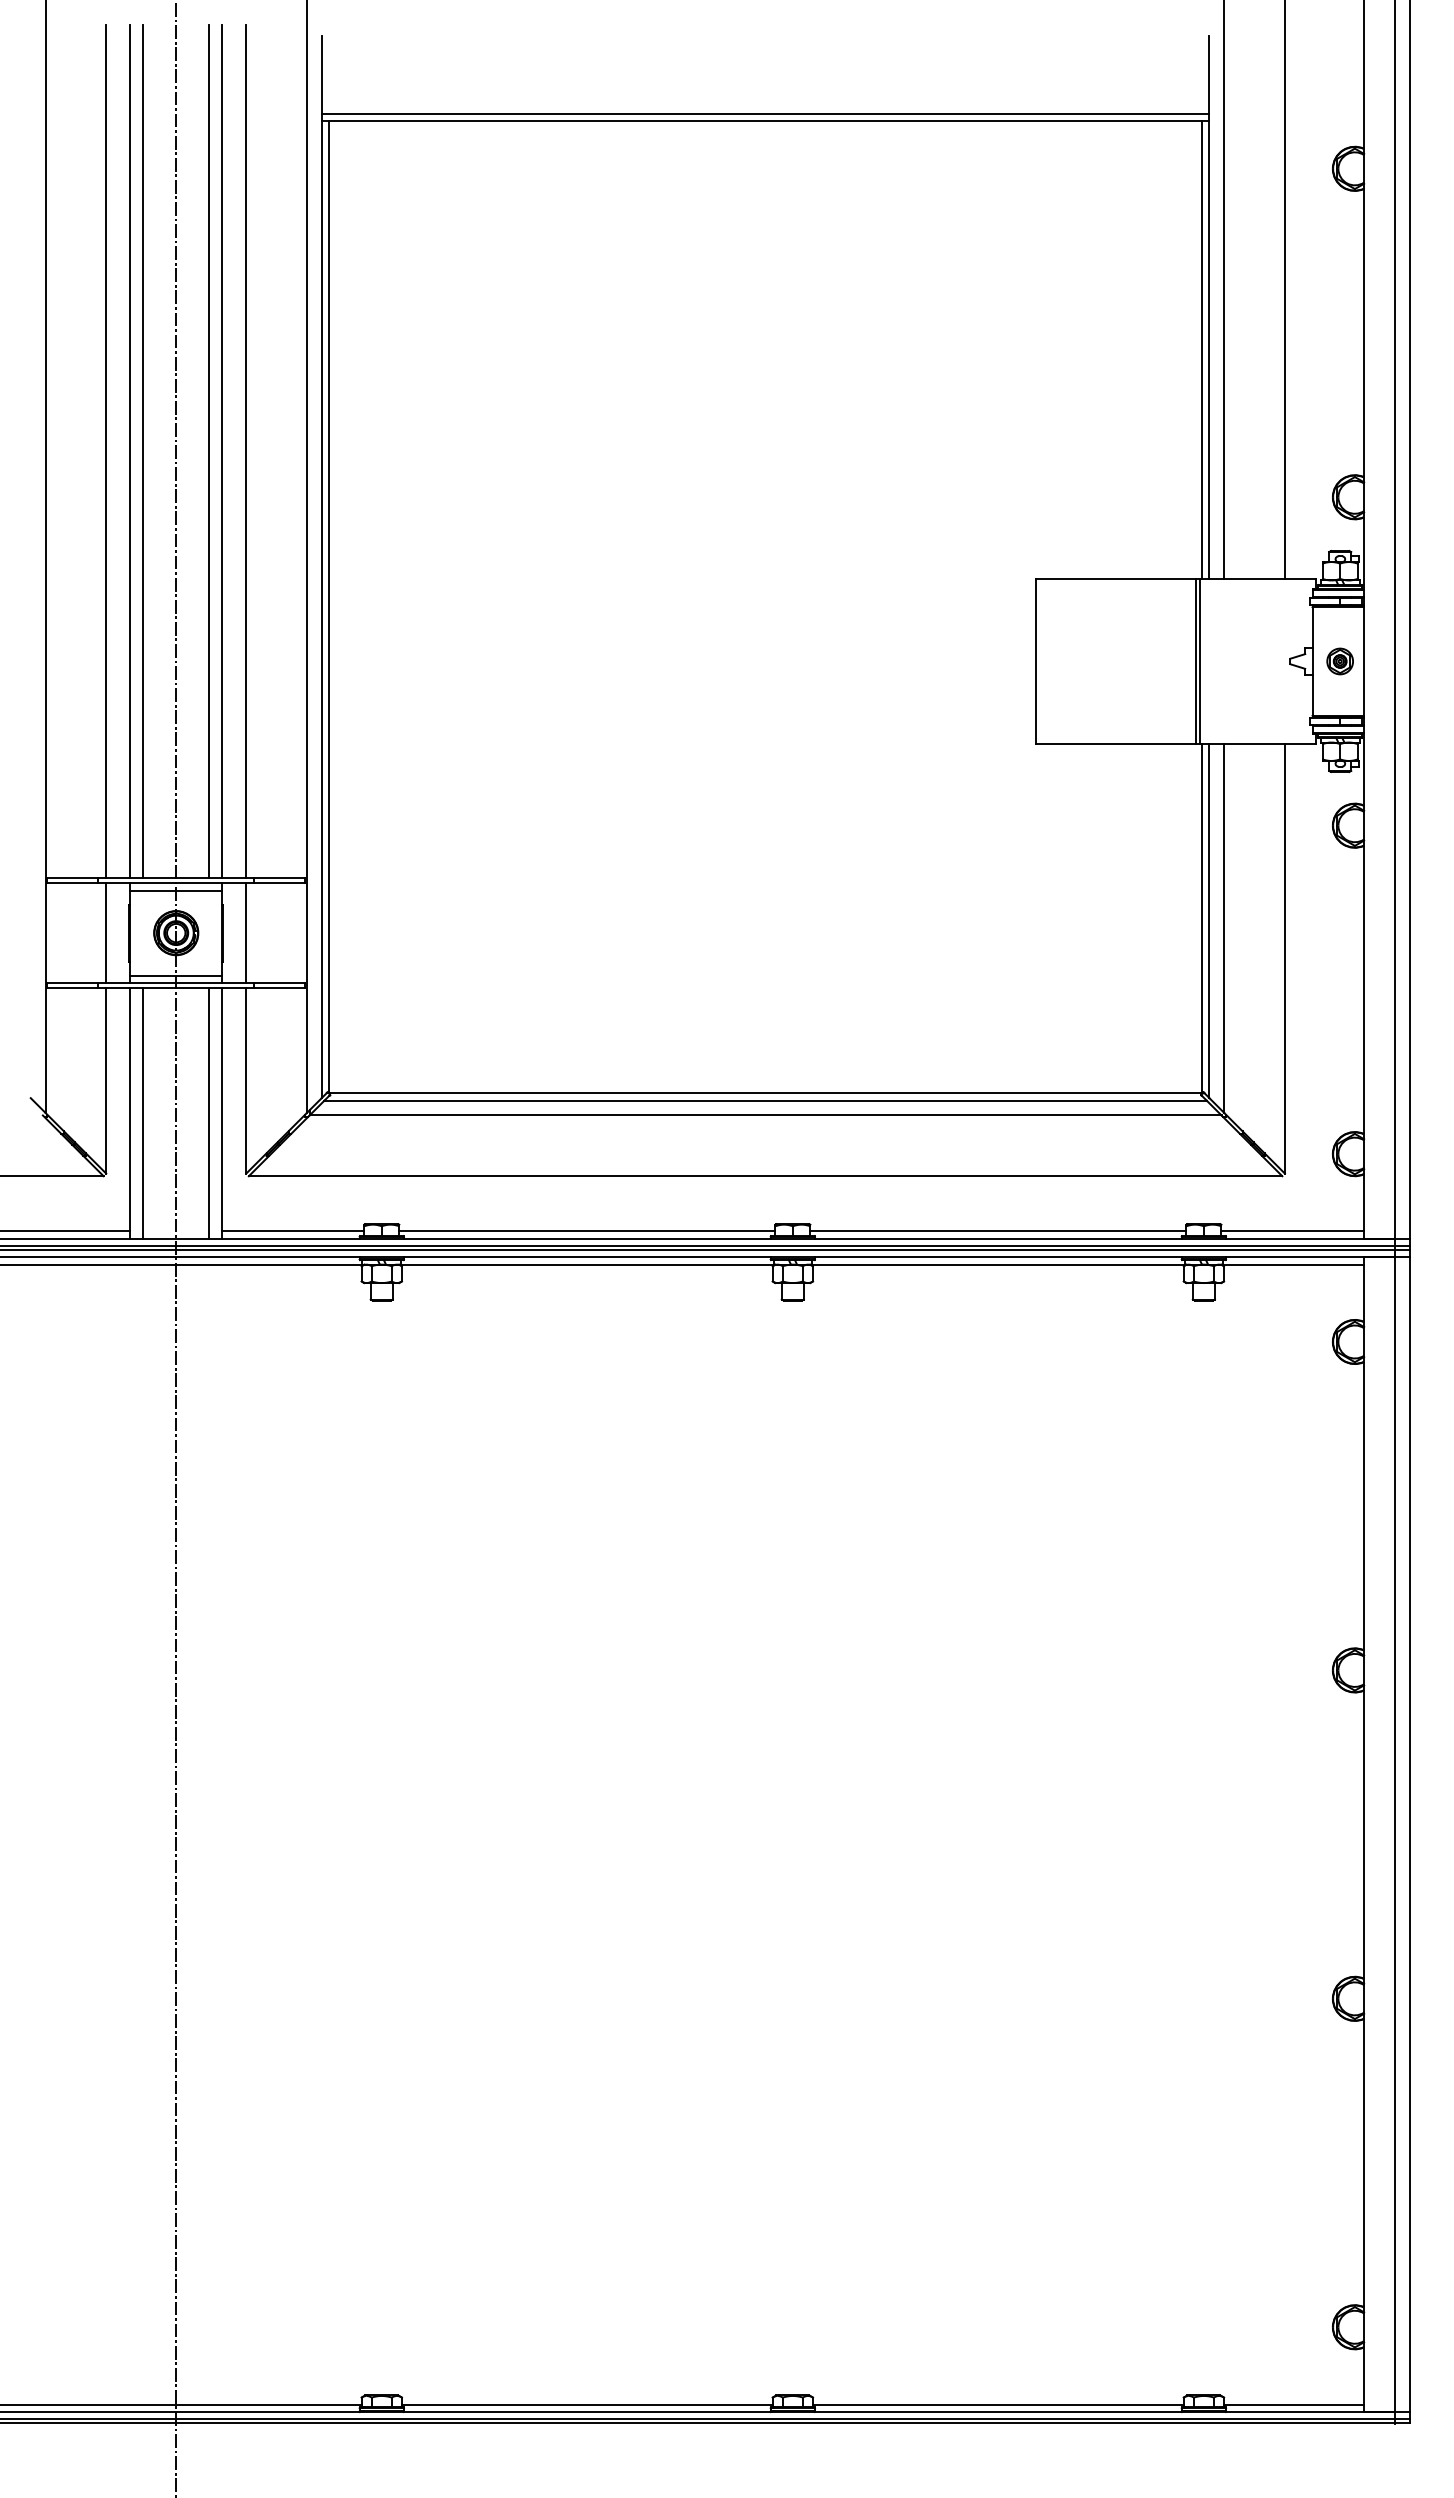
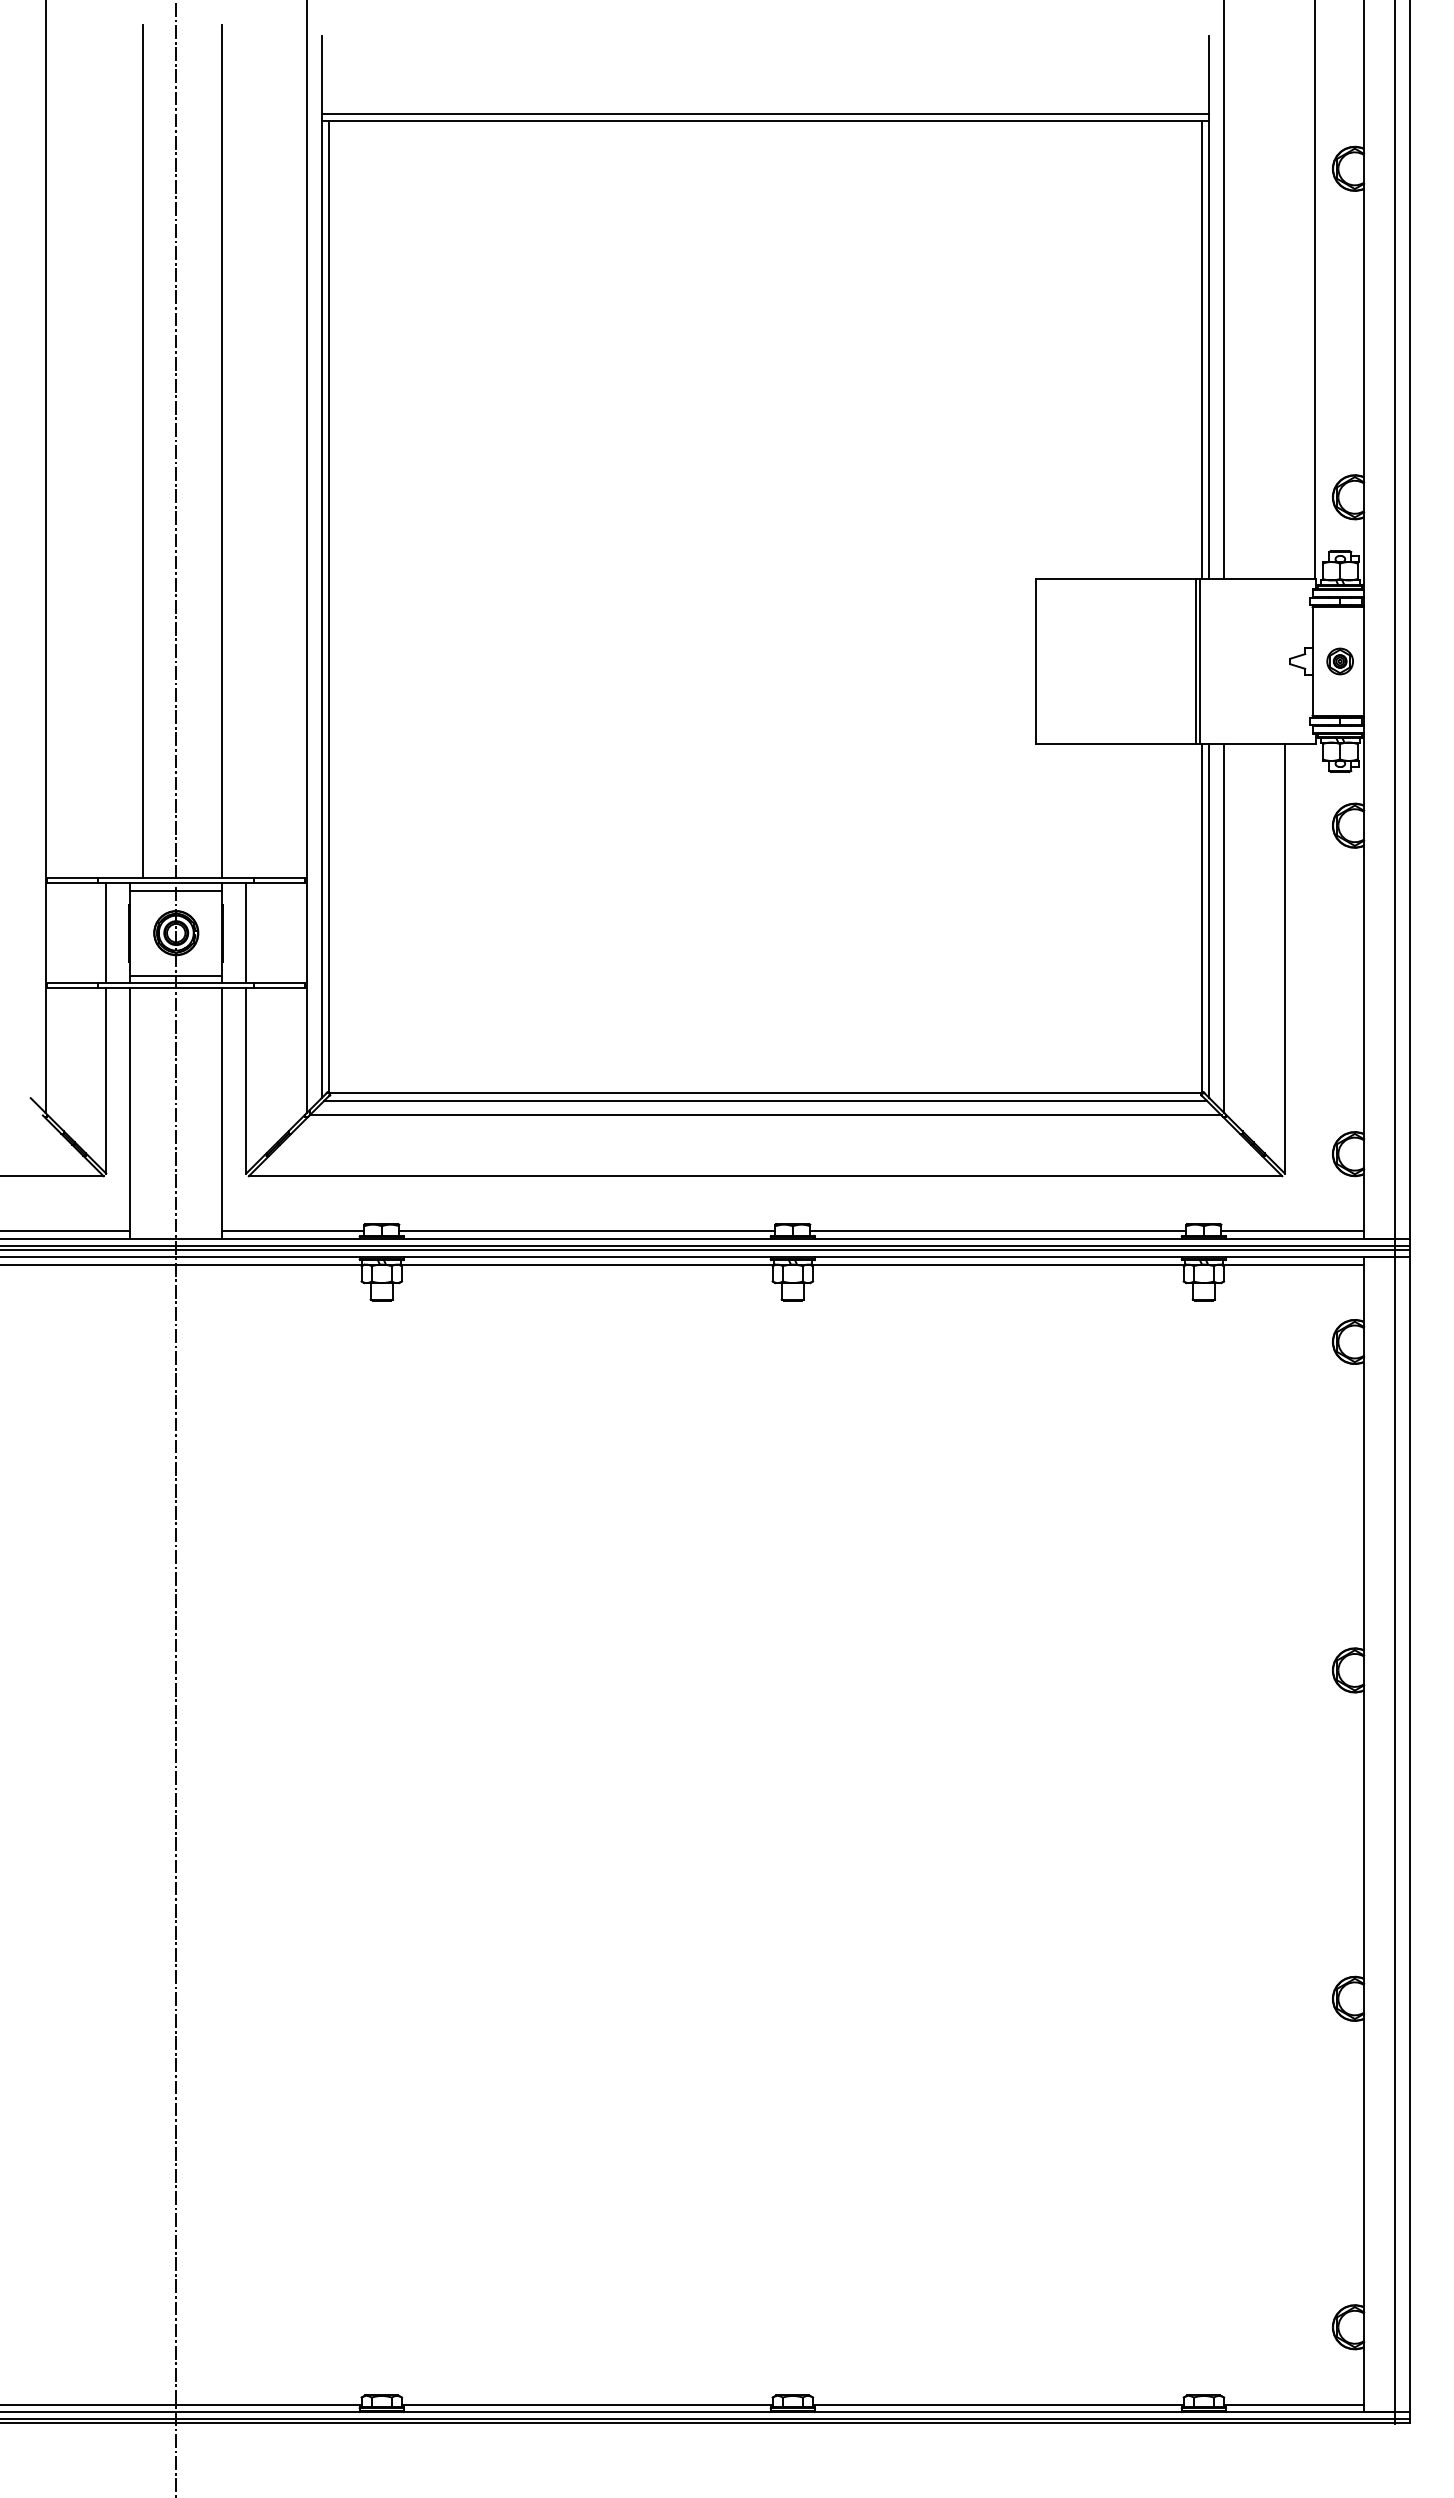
line position: (1284, 290) -> (1314, 290) (1314, 290)
line: present -> none (106, 451)
line: present -> none (130, 451)
line: present -> none (209, 451)
line: present -> none (246, 451)
line: present -> none (143, 1113)
line: present -> none (209, 1113)
